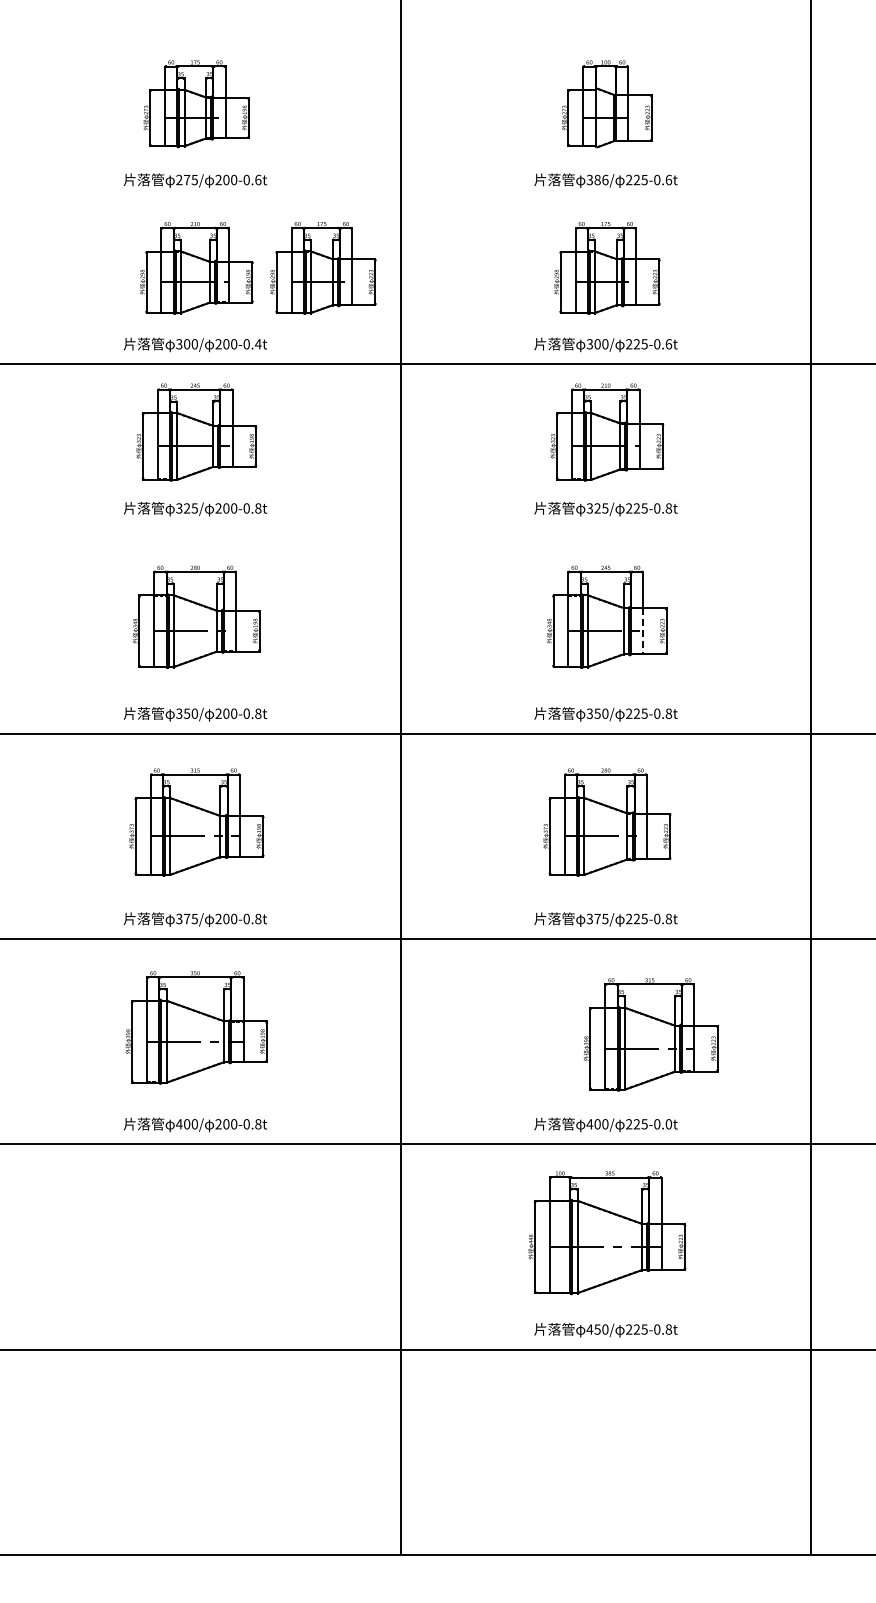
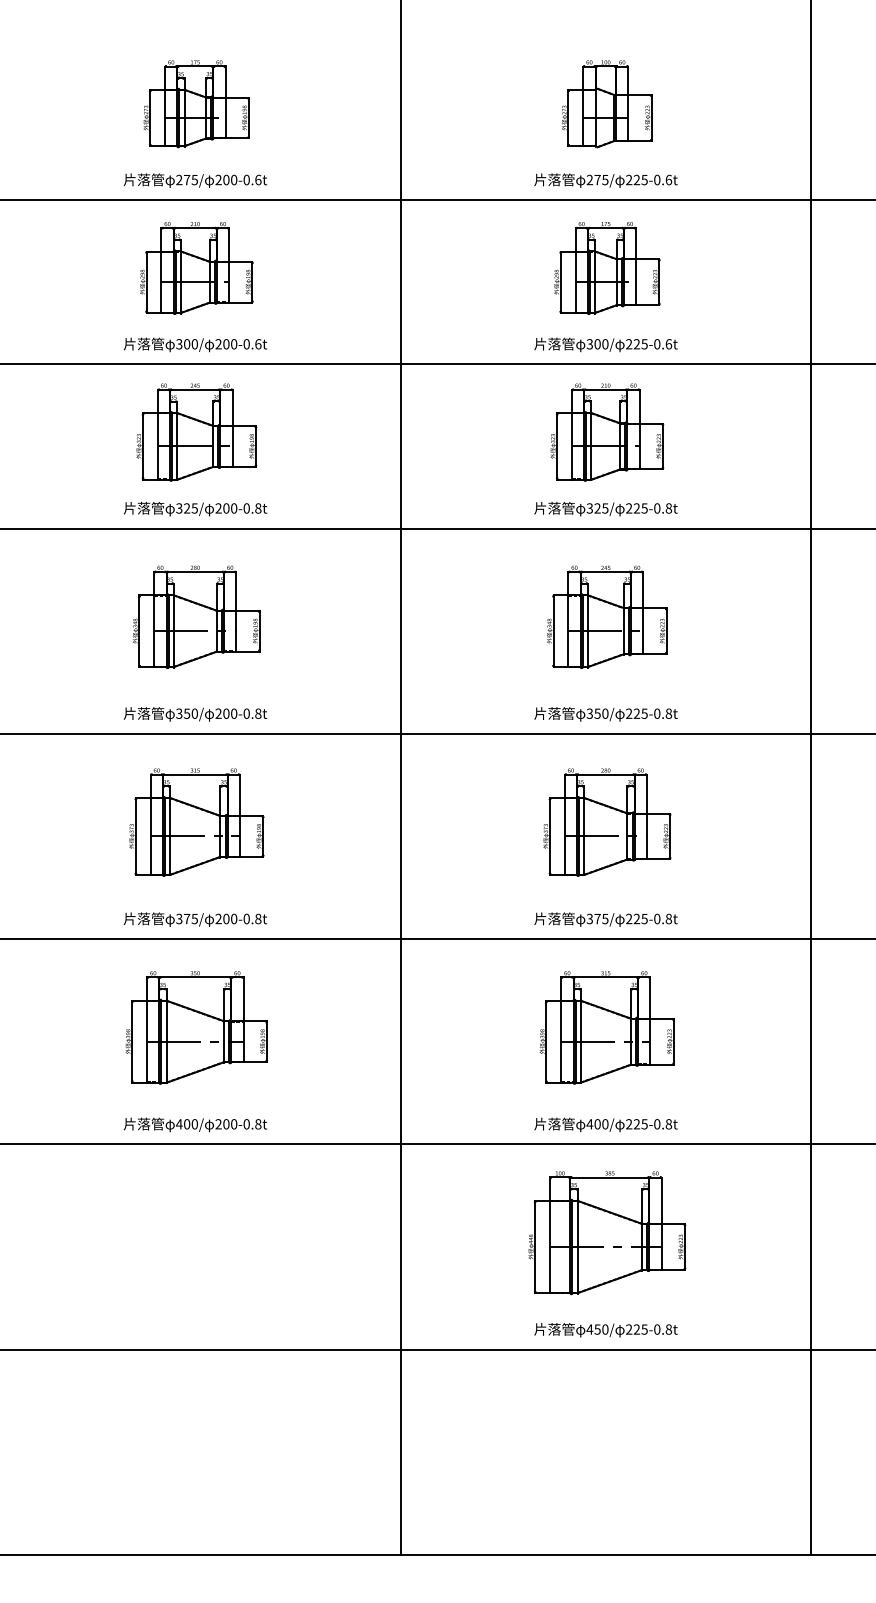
text: 386/ -> 275/ (597, 179)
line: none -> present (437, 200)
part: present -> none (323, 268)
text: 200-0.4t -> 200-0.6t (257, 344)
line: none -> present (437, 528)
line: dashed -> solid (643, 631)
part position: (650, 1034) -> (606, 1027) (606, 1027)
text: 225-0.0t -> 225-0.8t (668, 1124)
